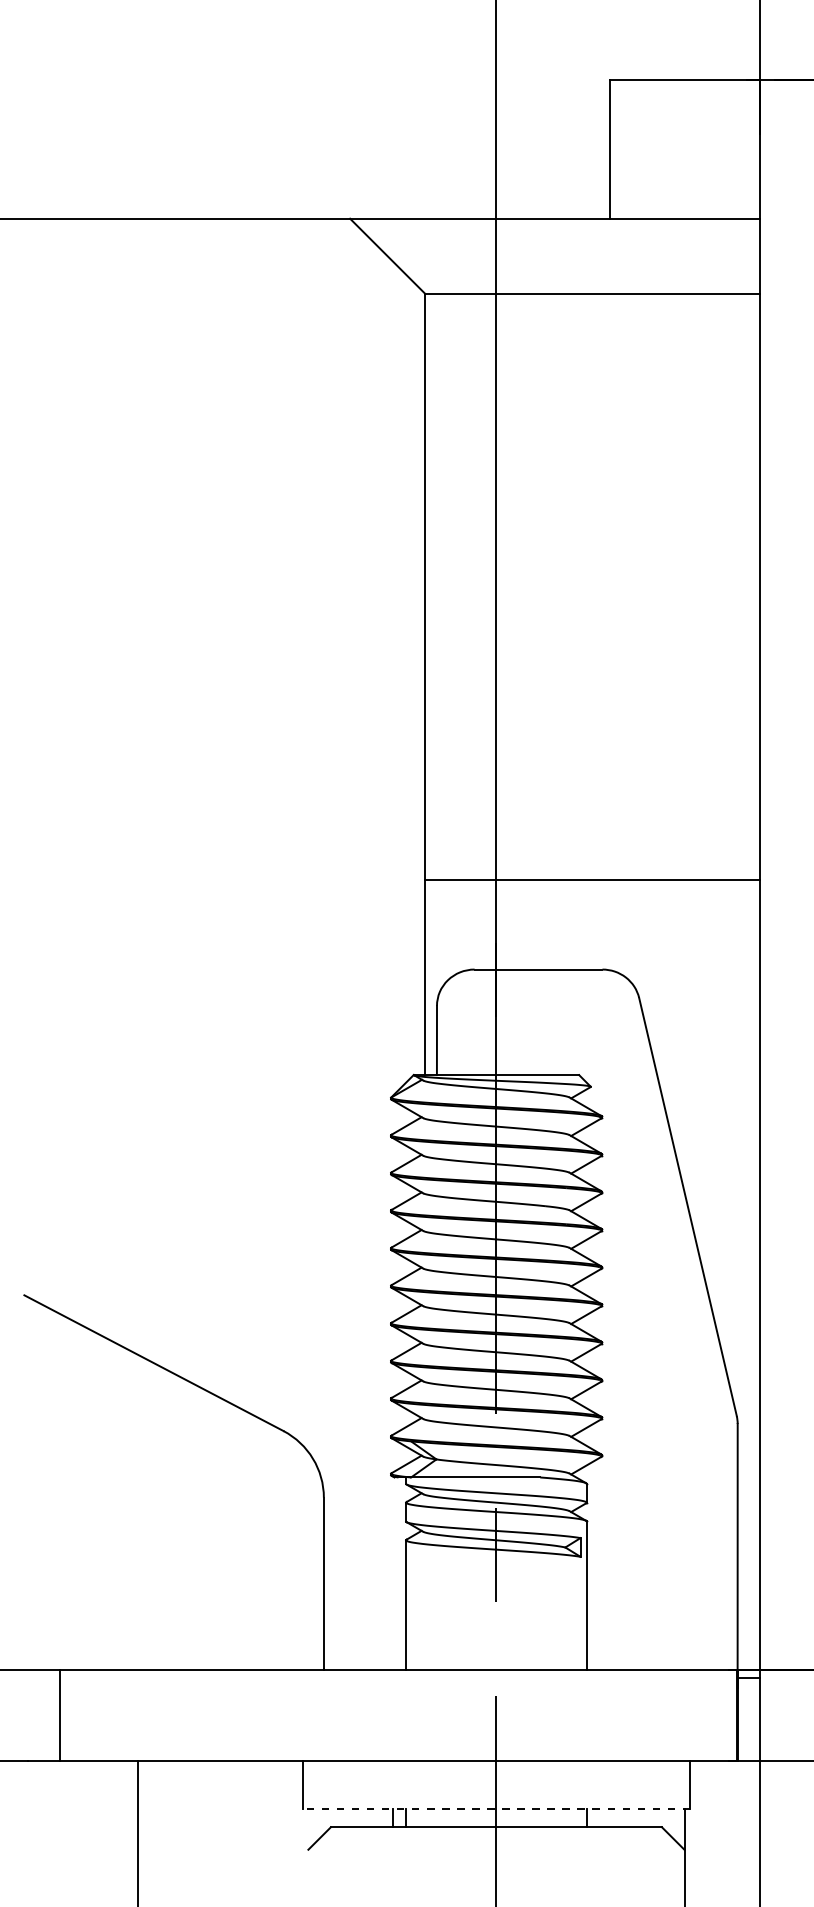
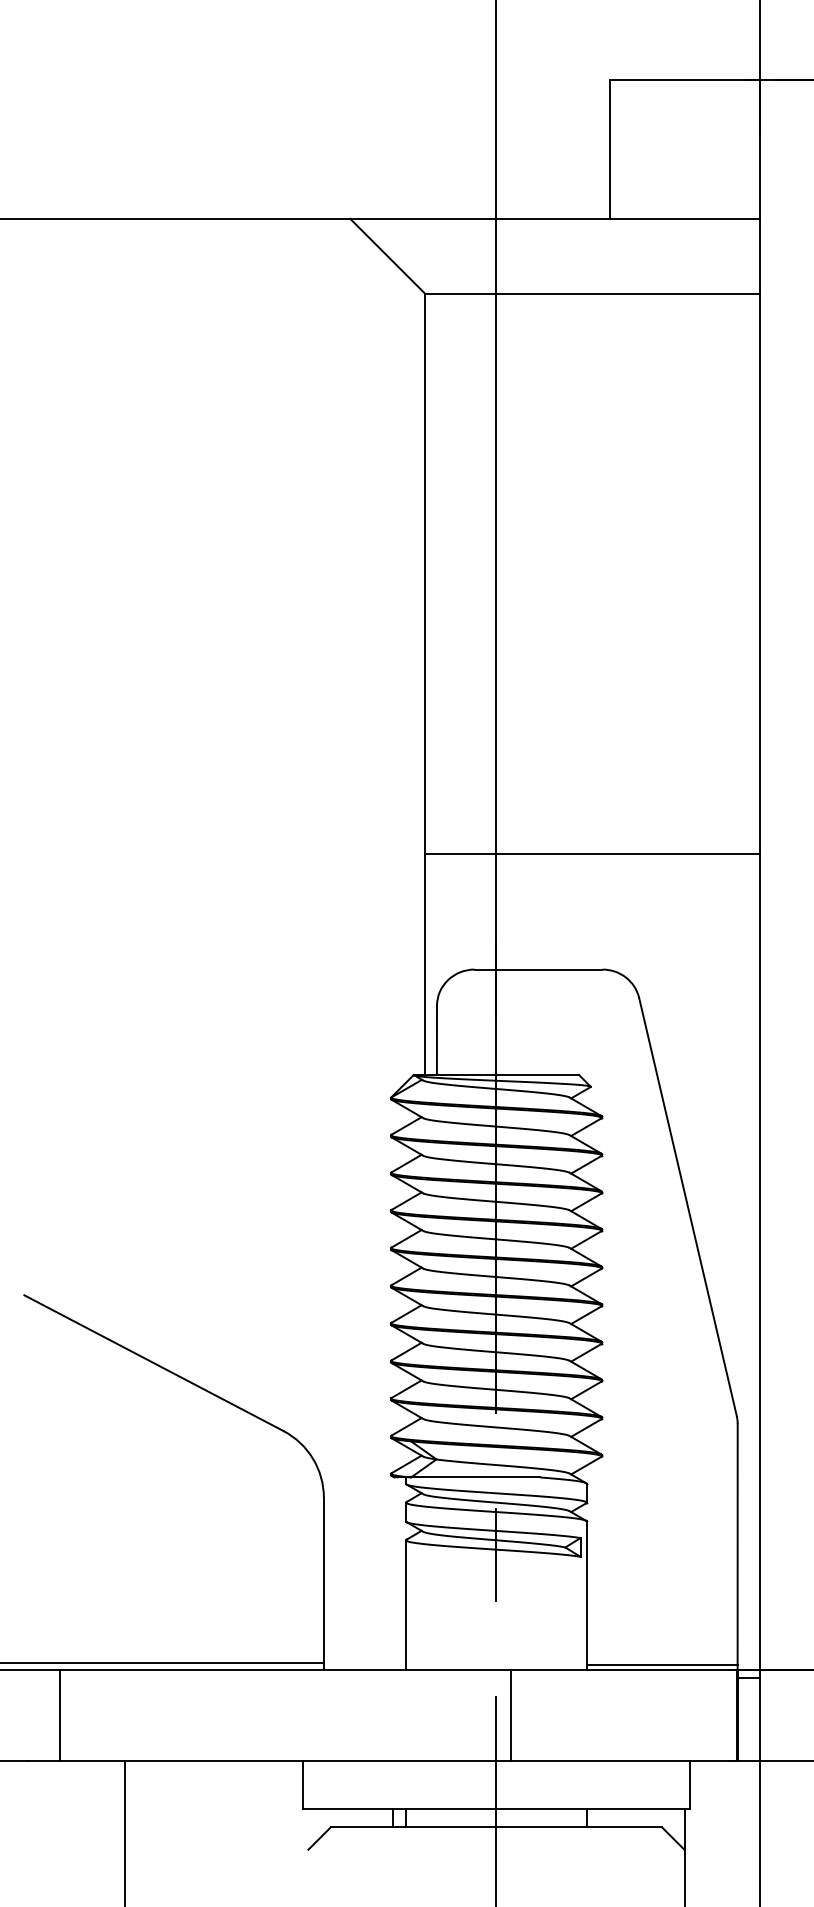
line position: (592, 880) -> (592, 854) (592, 854)
line: none -> present (162, 1662)
line: none -> present (661, 1664)
line: none -> present (511, 1715)
line: dashed -> solid (496, 1808)
line position: (137, 1831) -> (124, 1831) (124, 1831)
